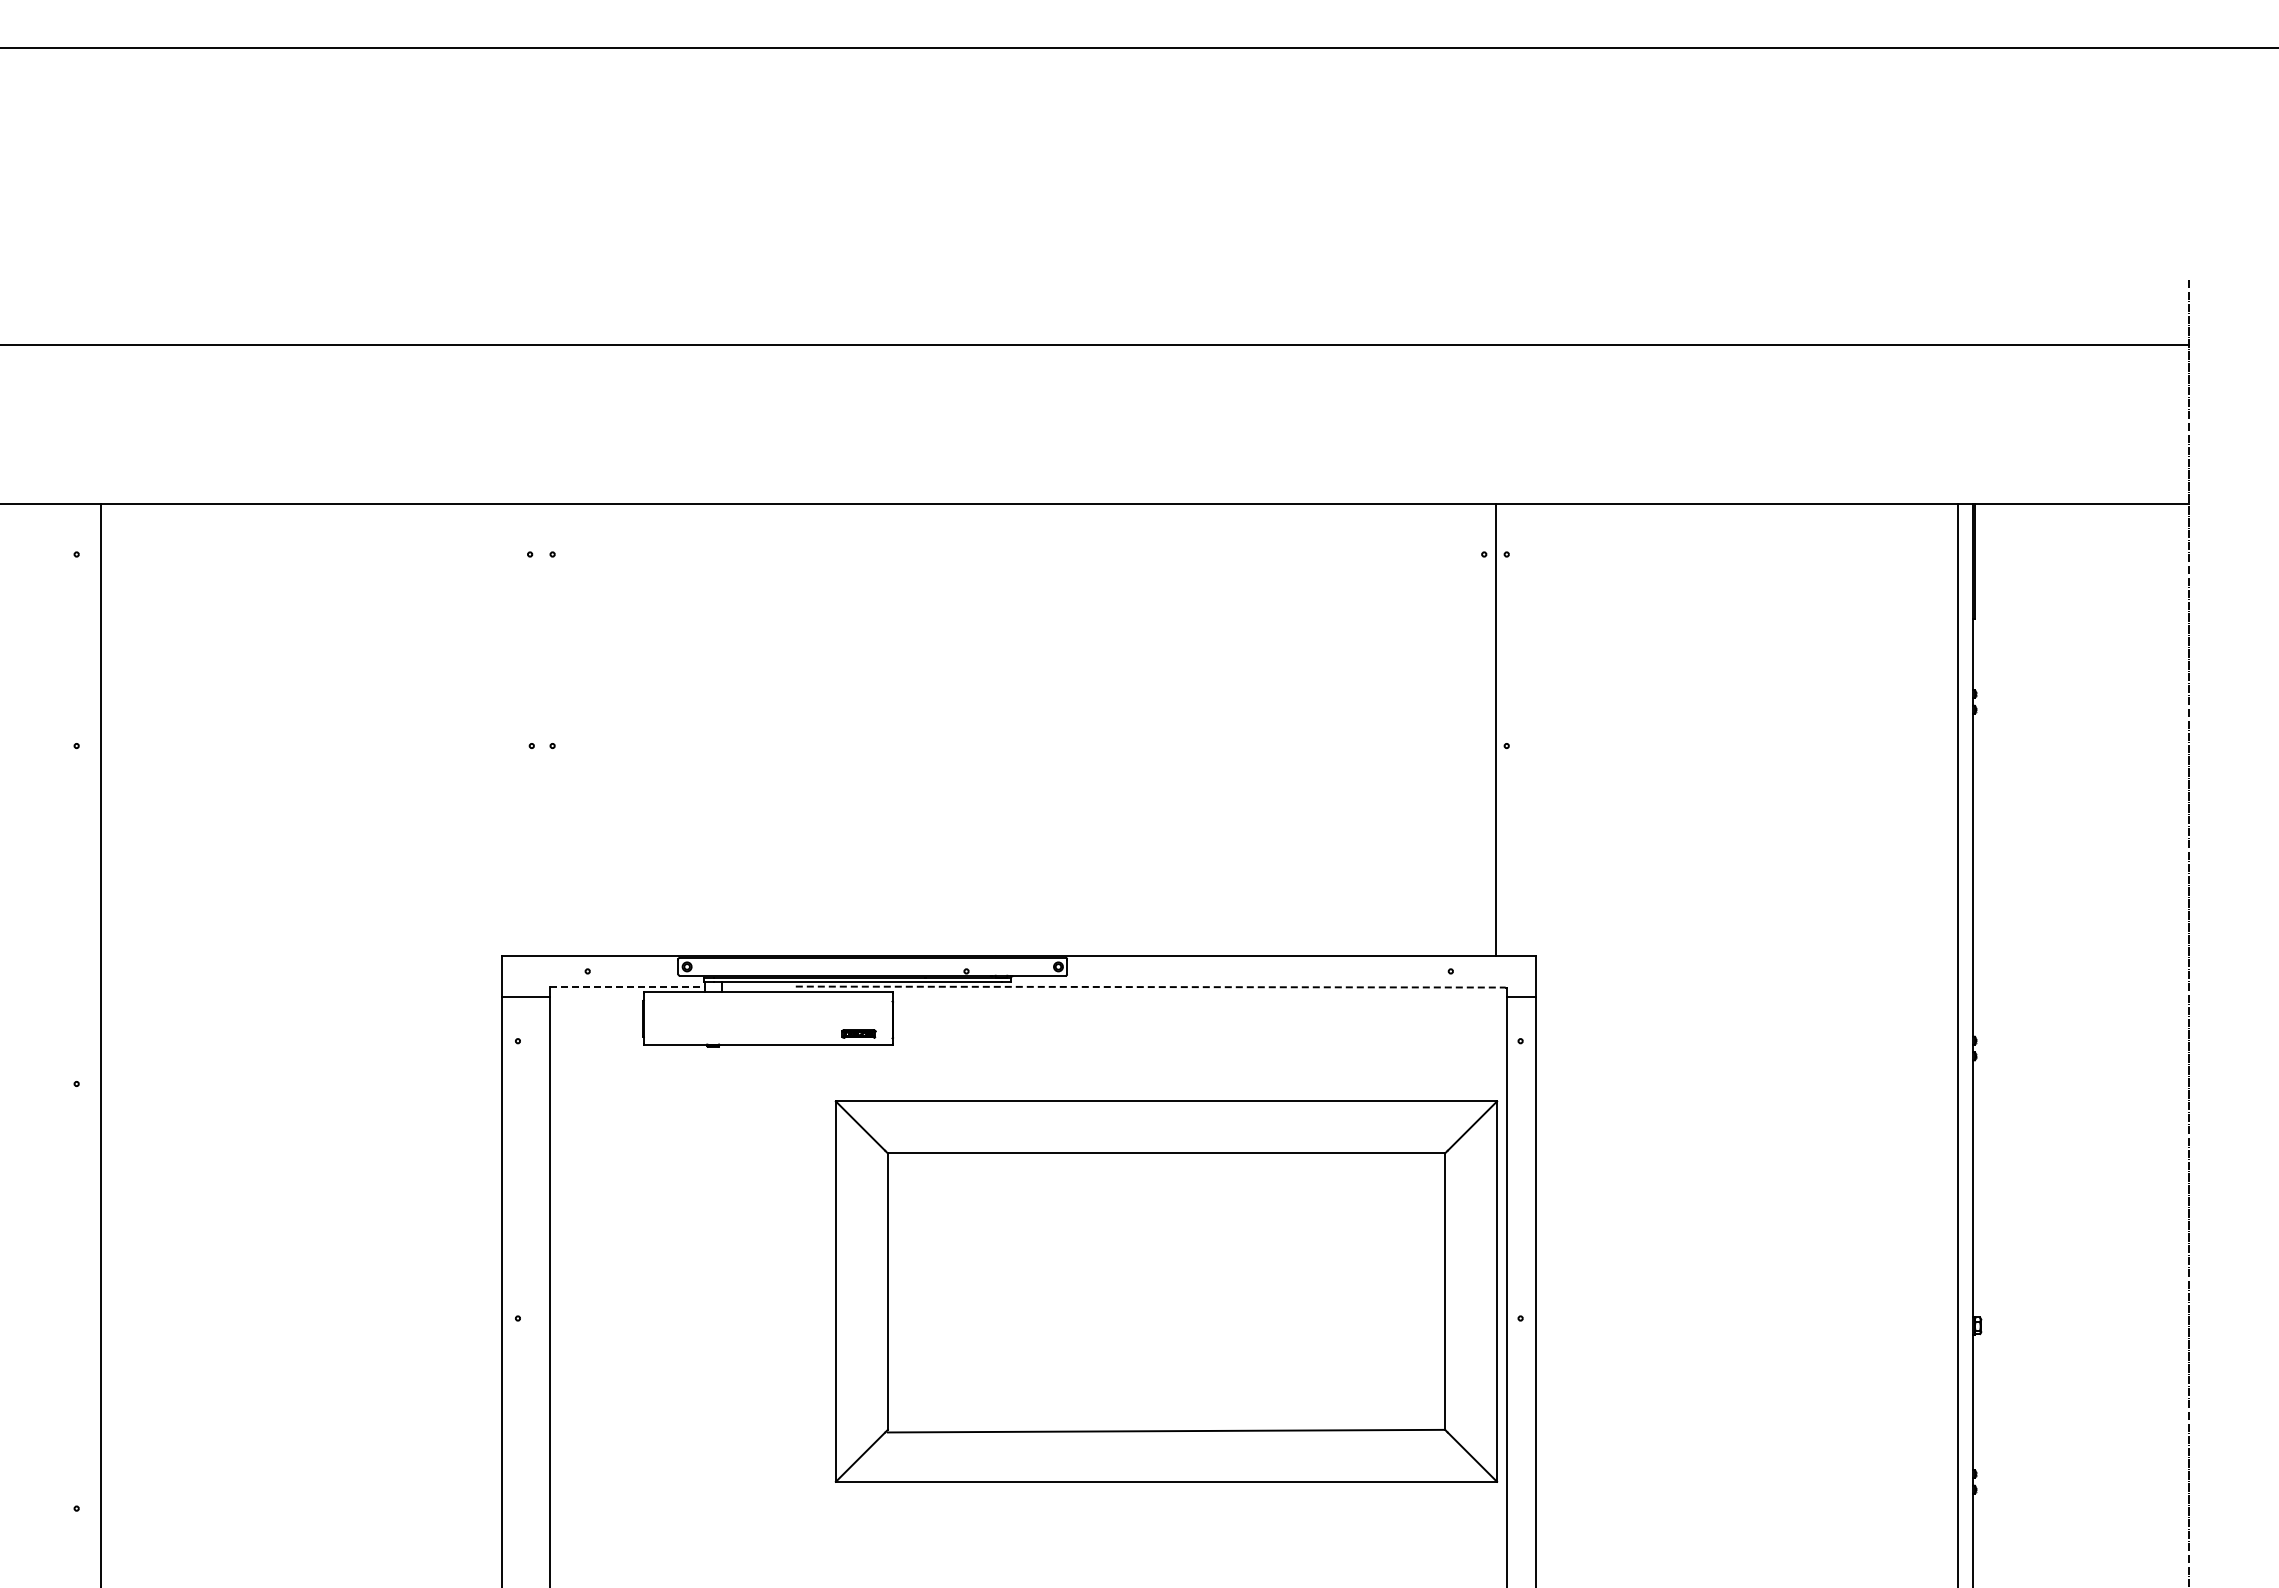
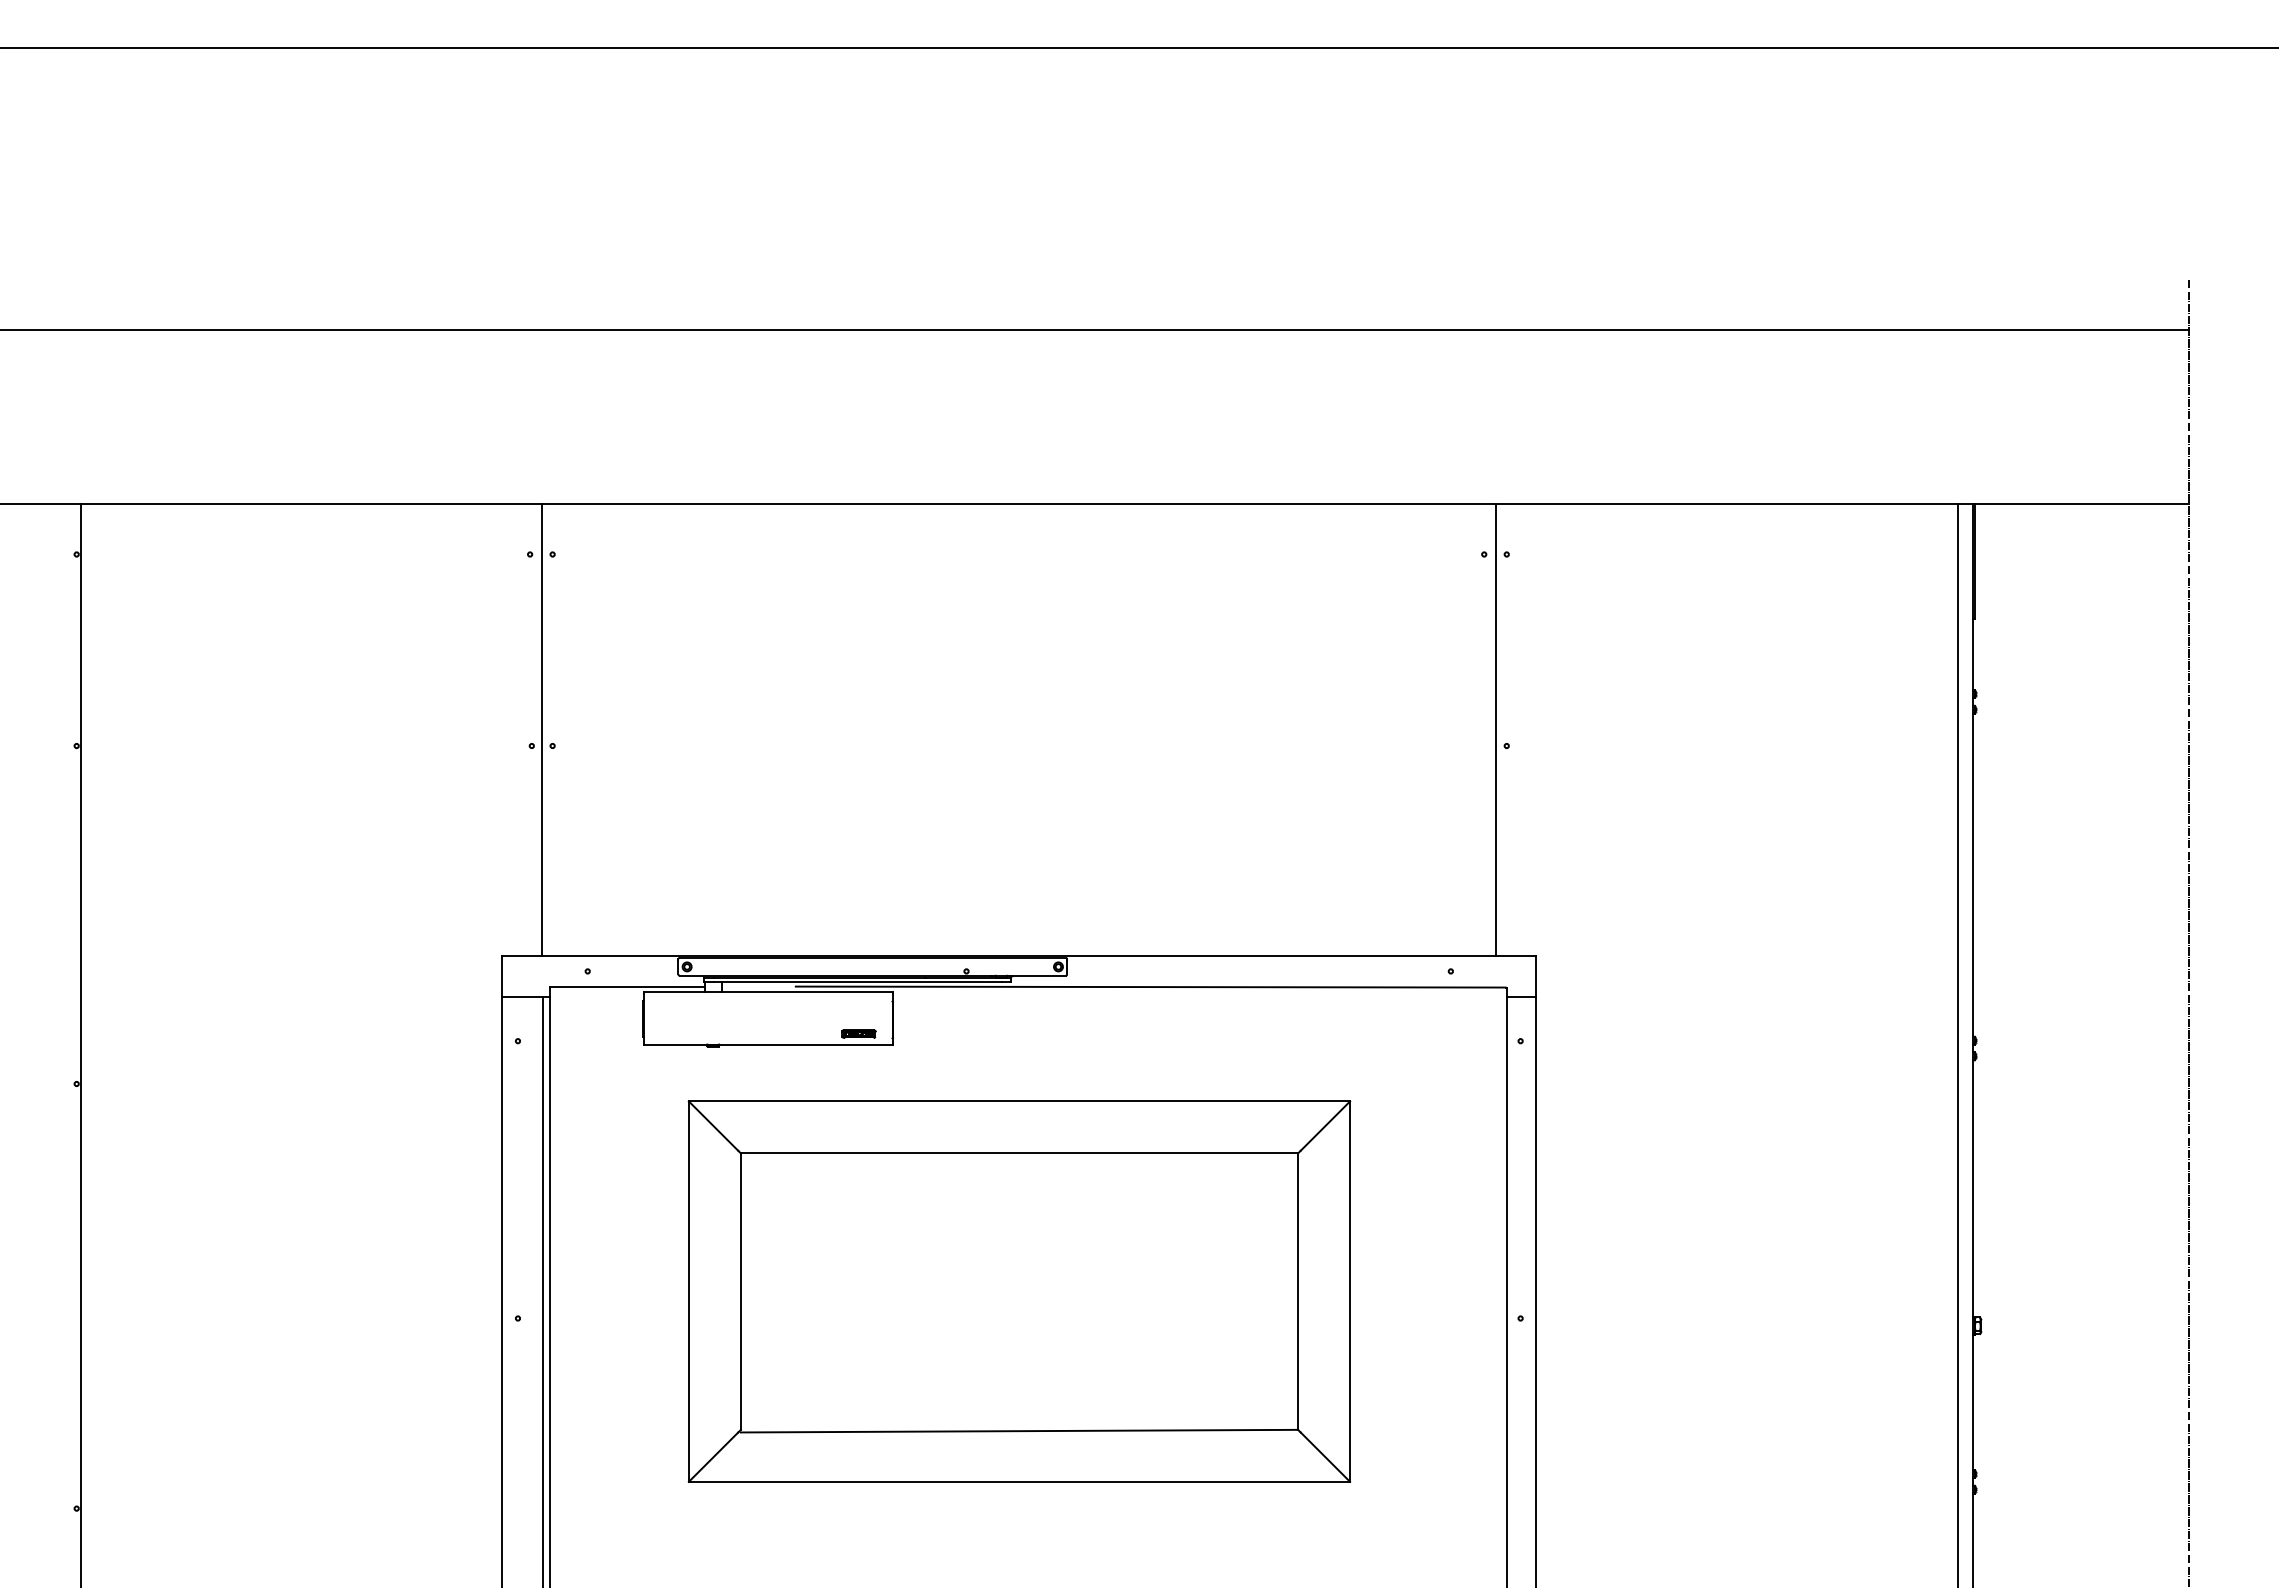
line position: (1095, 344) -> (1095, 329) (1095, 329)
line: none -> present (542, 729)
line: dashed -> solid (627, 986)
line: dashed -> solid (1150, 987)
line position: (100, 1044) -> (80, 1044) (80, 1044)
line: none -> present (543, 1290)
part position: (1166, 1291) -> (1019, 1291) (1019, 1291)
